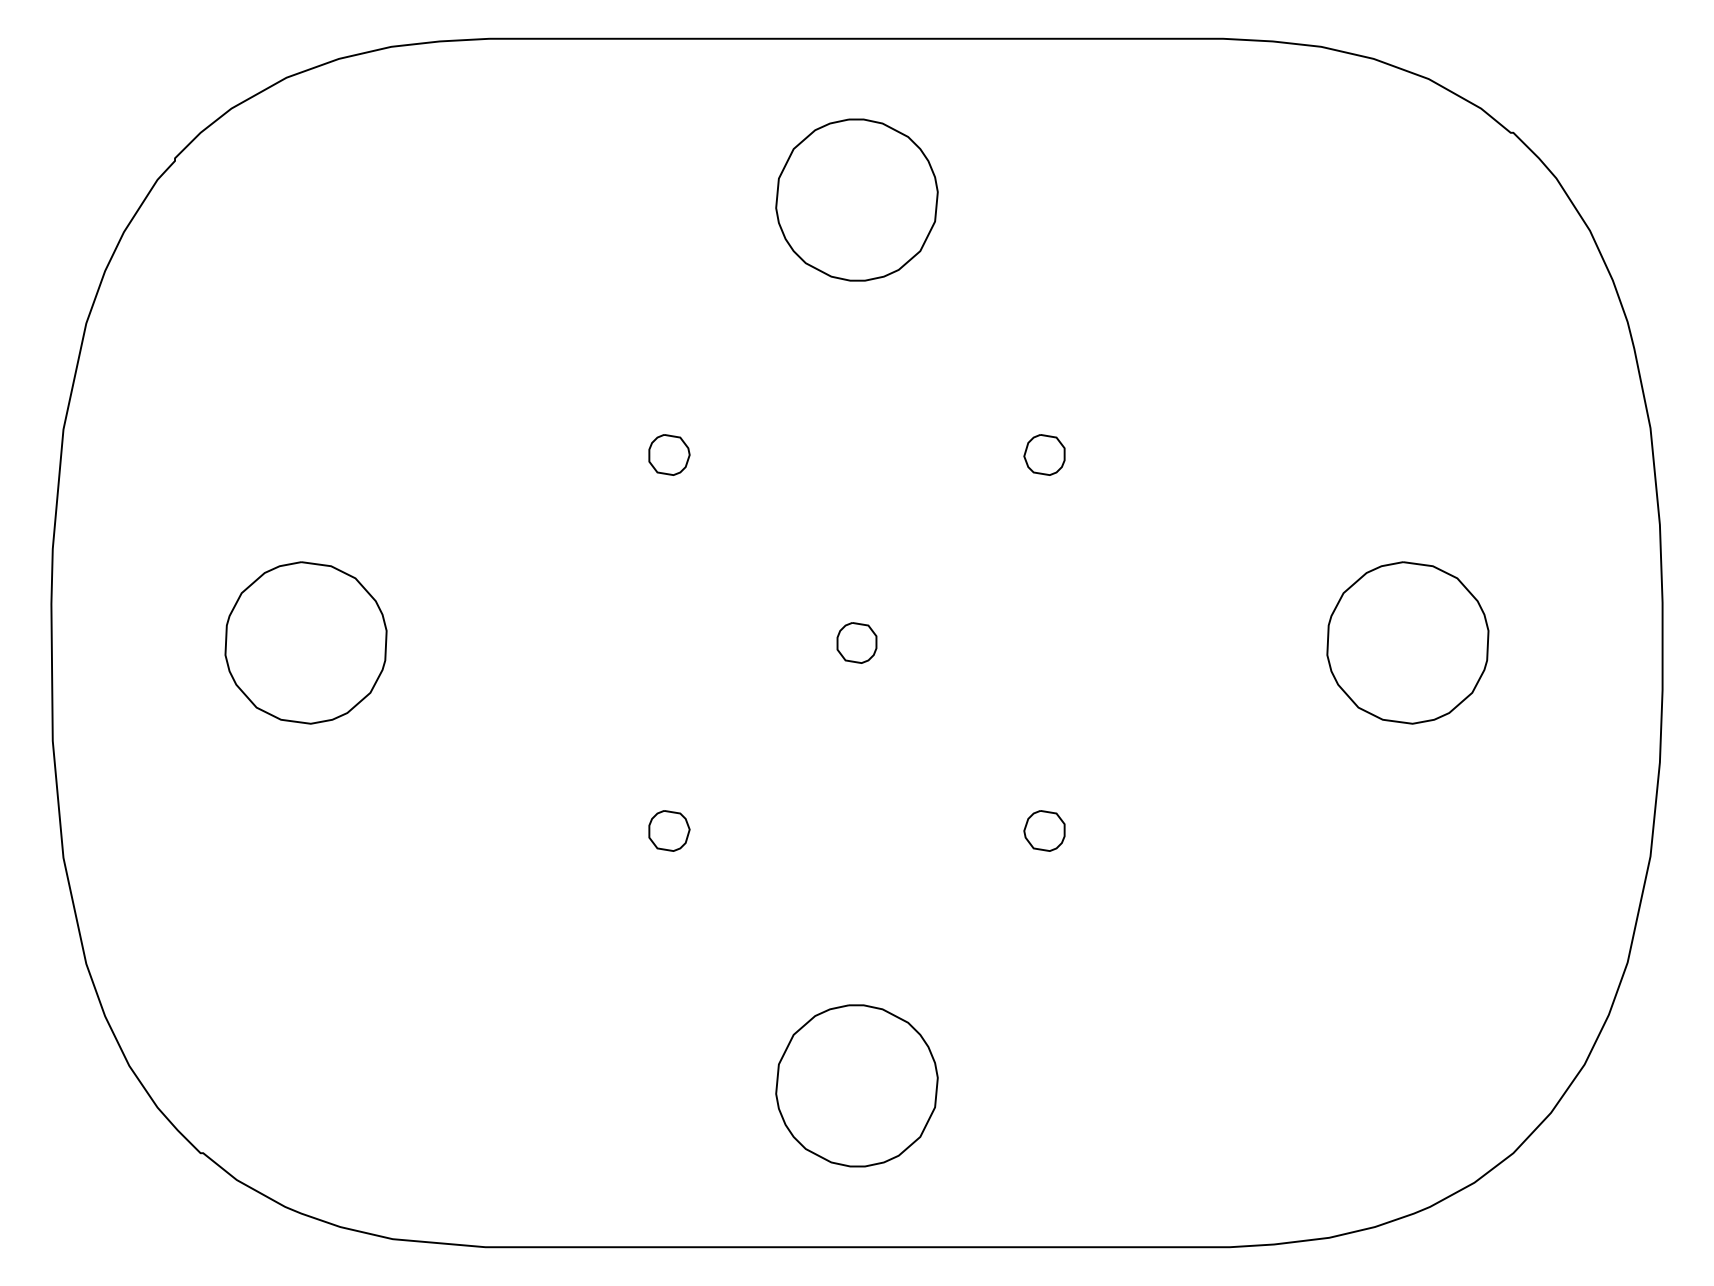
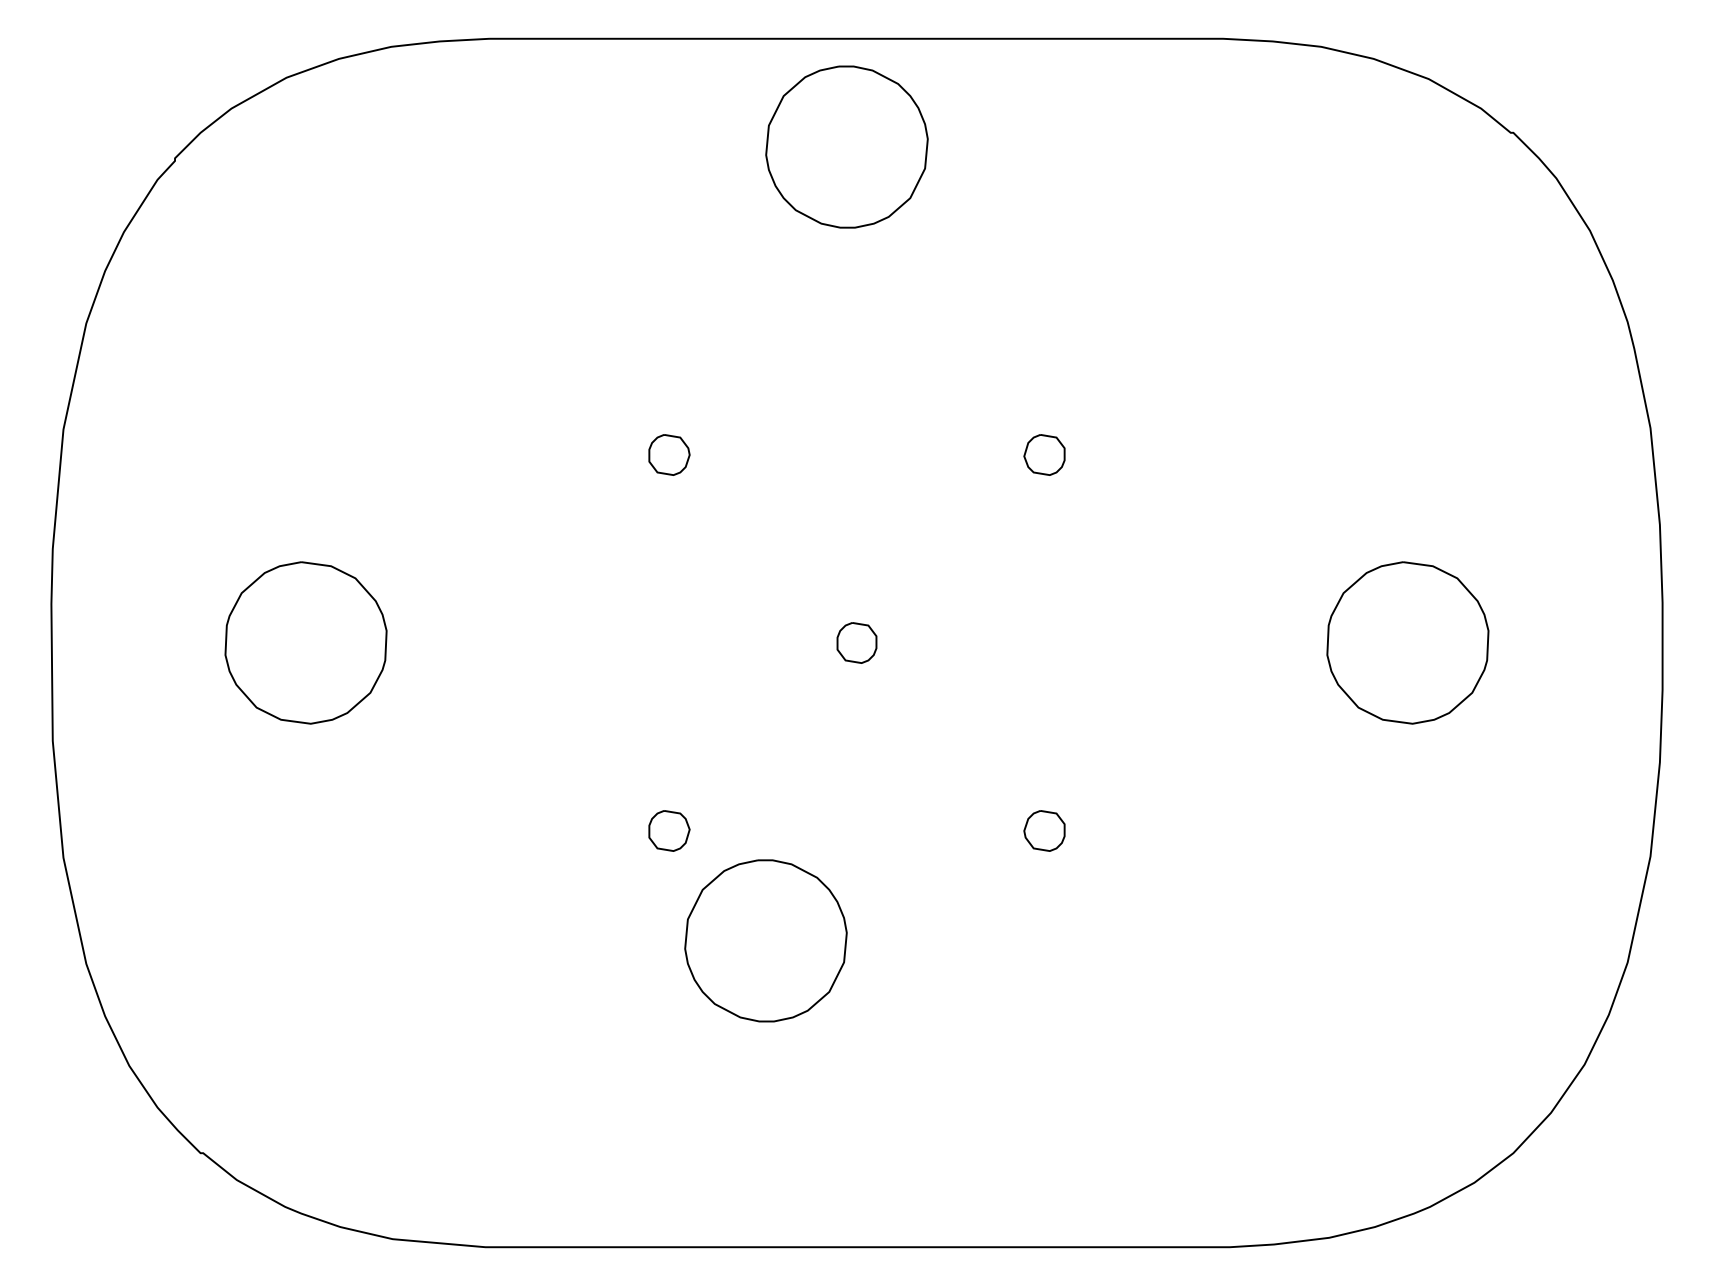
part position: (856, 199) -> (846, 146) (846, 146)
part position: (856, 1085) -> (765, 940) (765, 940)
